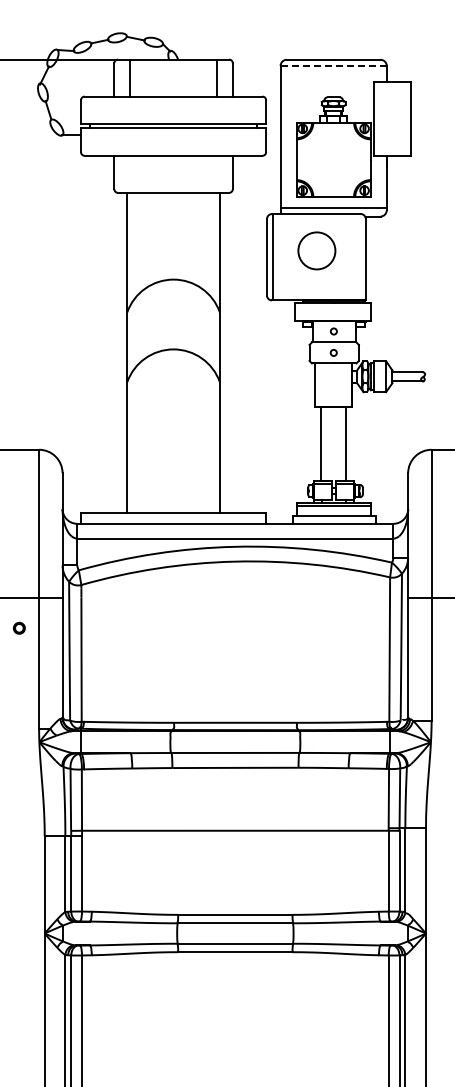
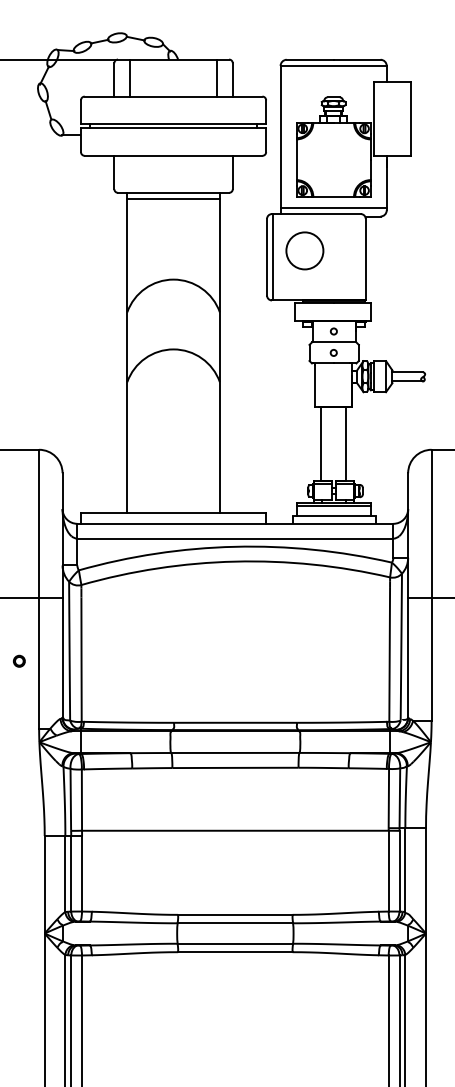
line: dashed -> solid (334, 65)
line: none -> present (173, 199)
circle position: (316, 250) -> (304, 250) (304, 250)
part position: (19, 627) -> (19, 660) (19, 660)
